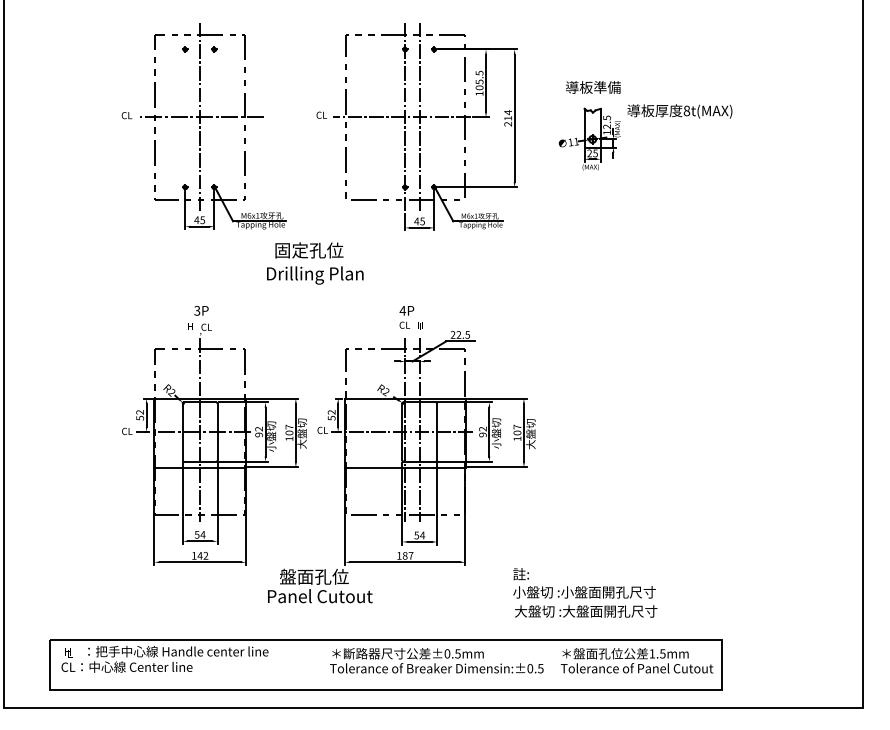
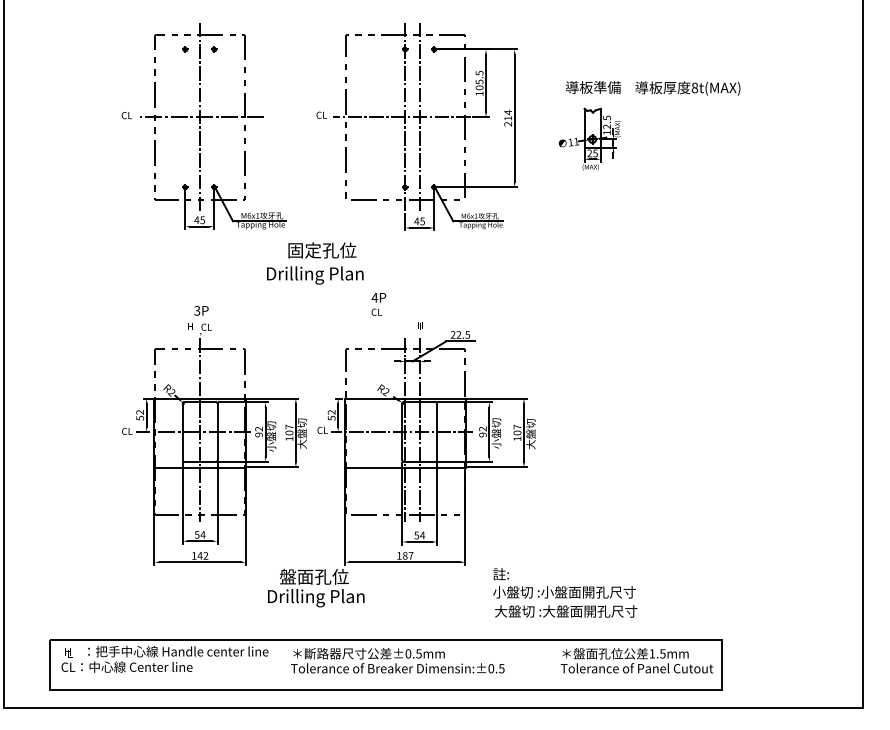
text position: (679, 111) -> (687, 88) (687, 88)
text position: (309, 250) -> (322, 250) (322, 250)
text position: (406, 317) -> (378, 304) (378, 304)
text position: (585, 592) -> (565, 592) (565, 592)
text: Panel Cutout -> Drilling Plan (320, 598)
text position: (436, 660) -> (397, 660) (397, 660)
